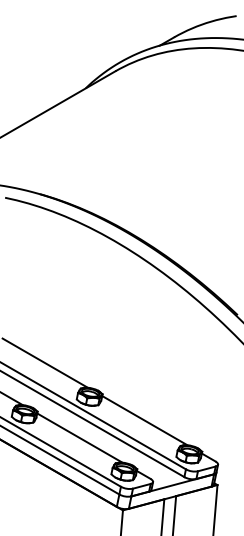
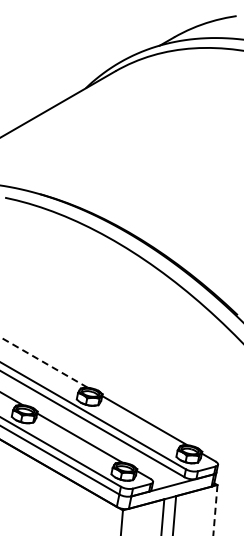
line: solid -> dashed (45, 363)
line: solid -> dashed (215, 510)
